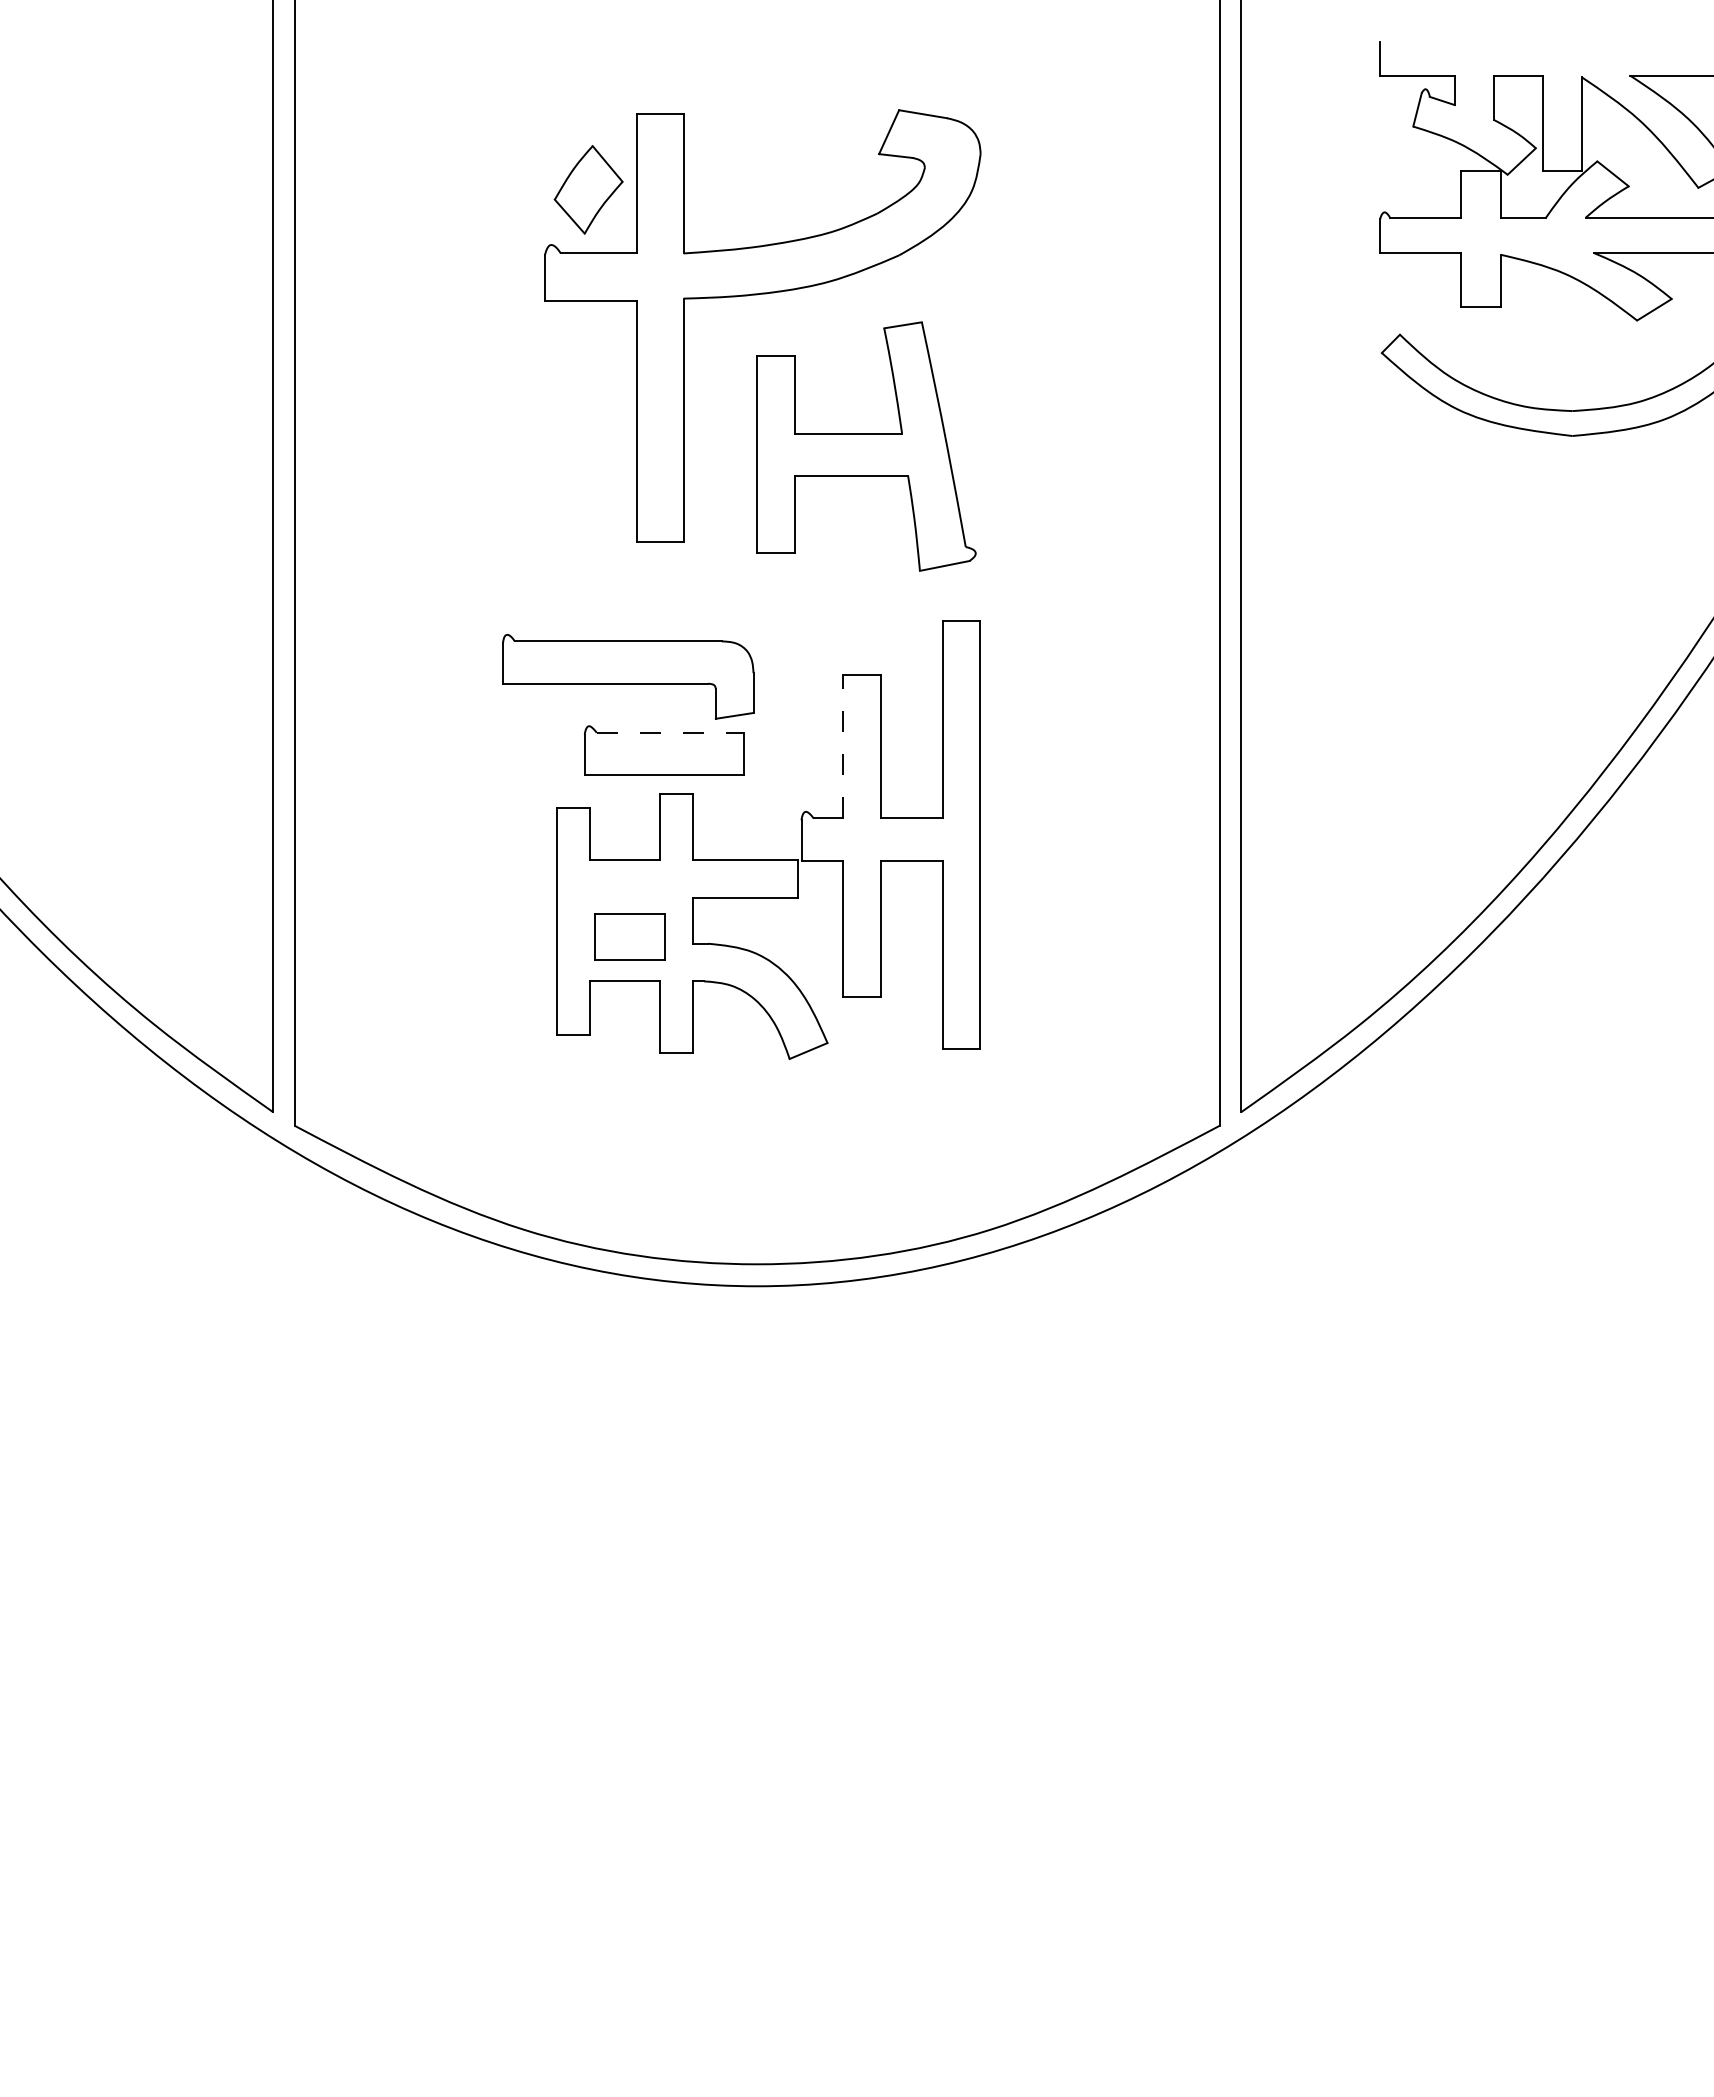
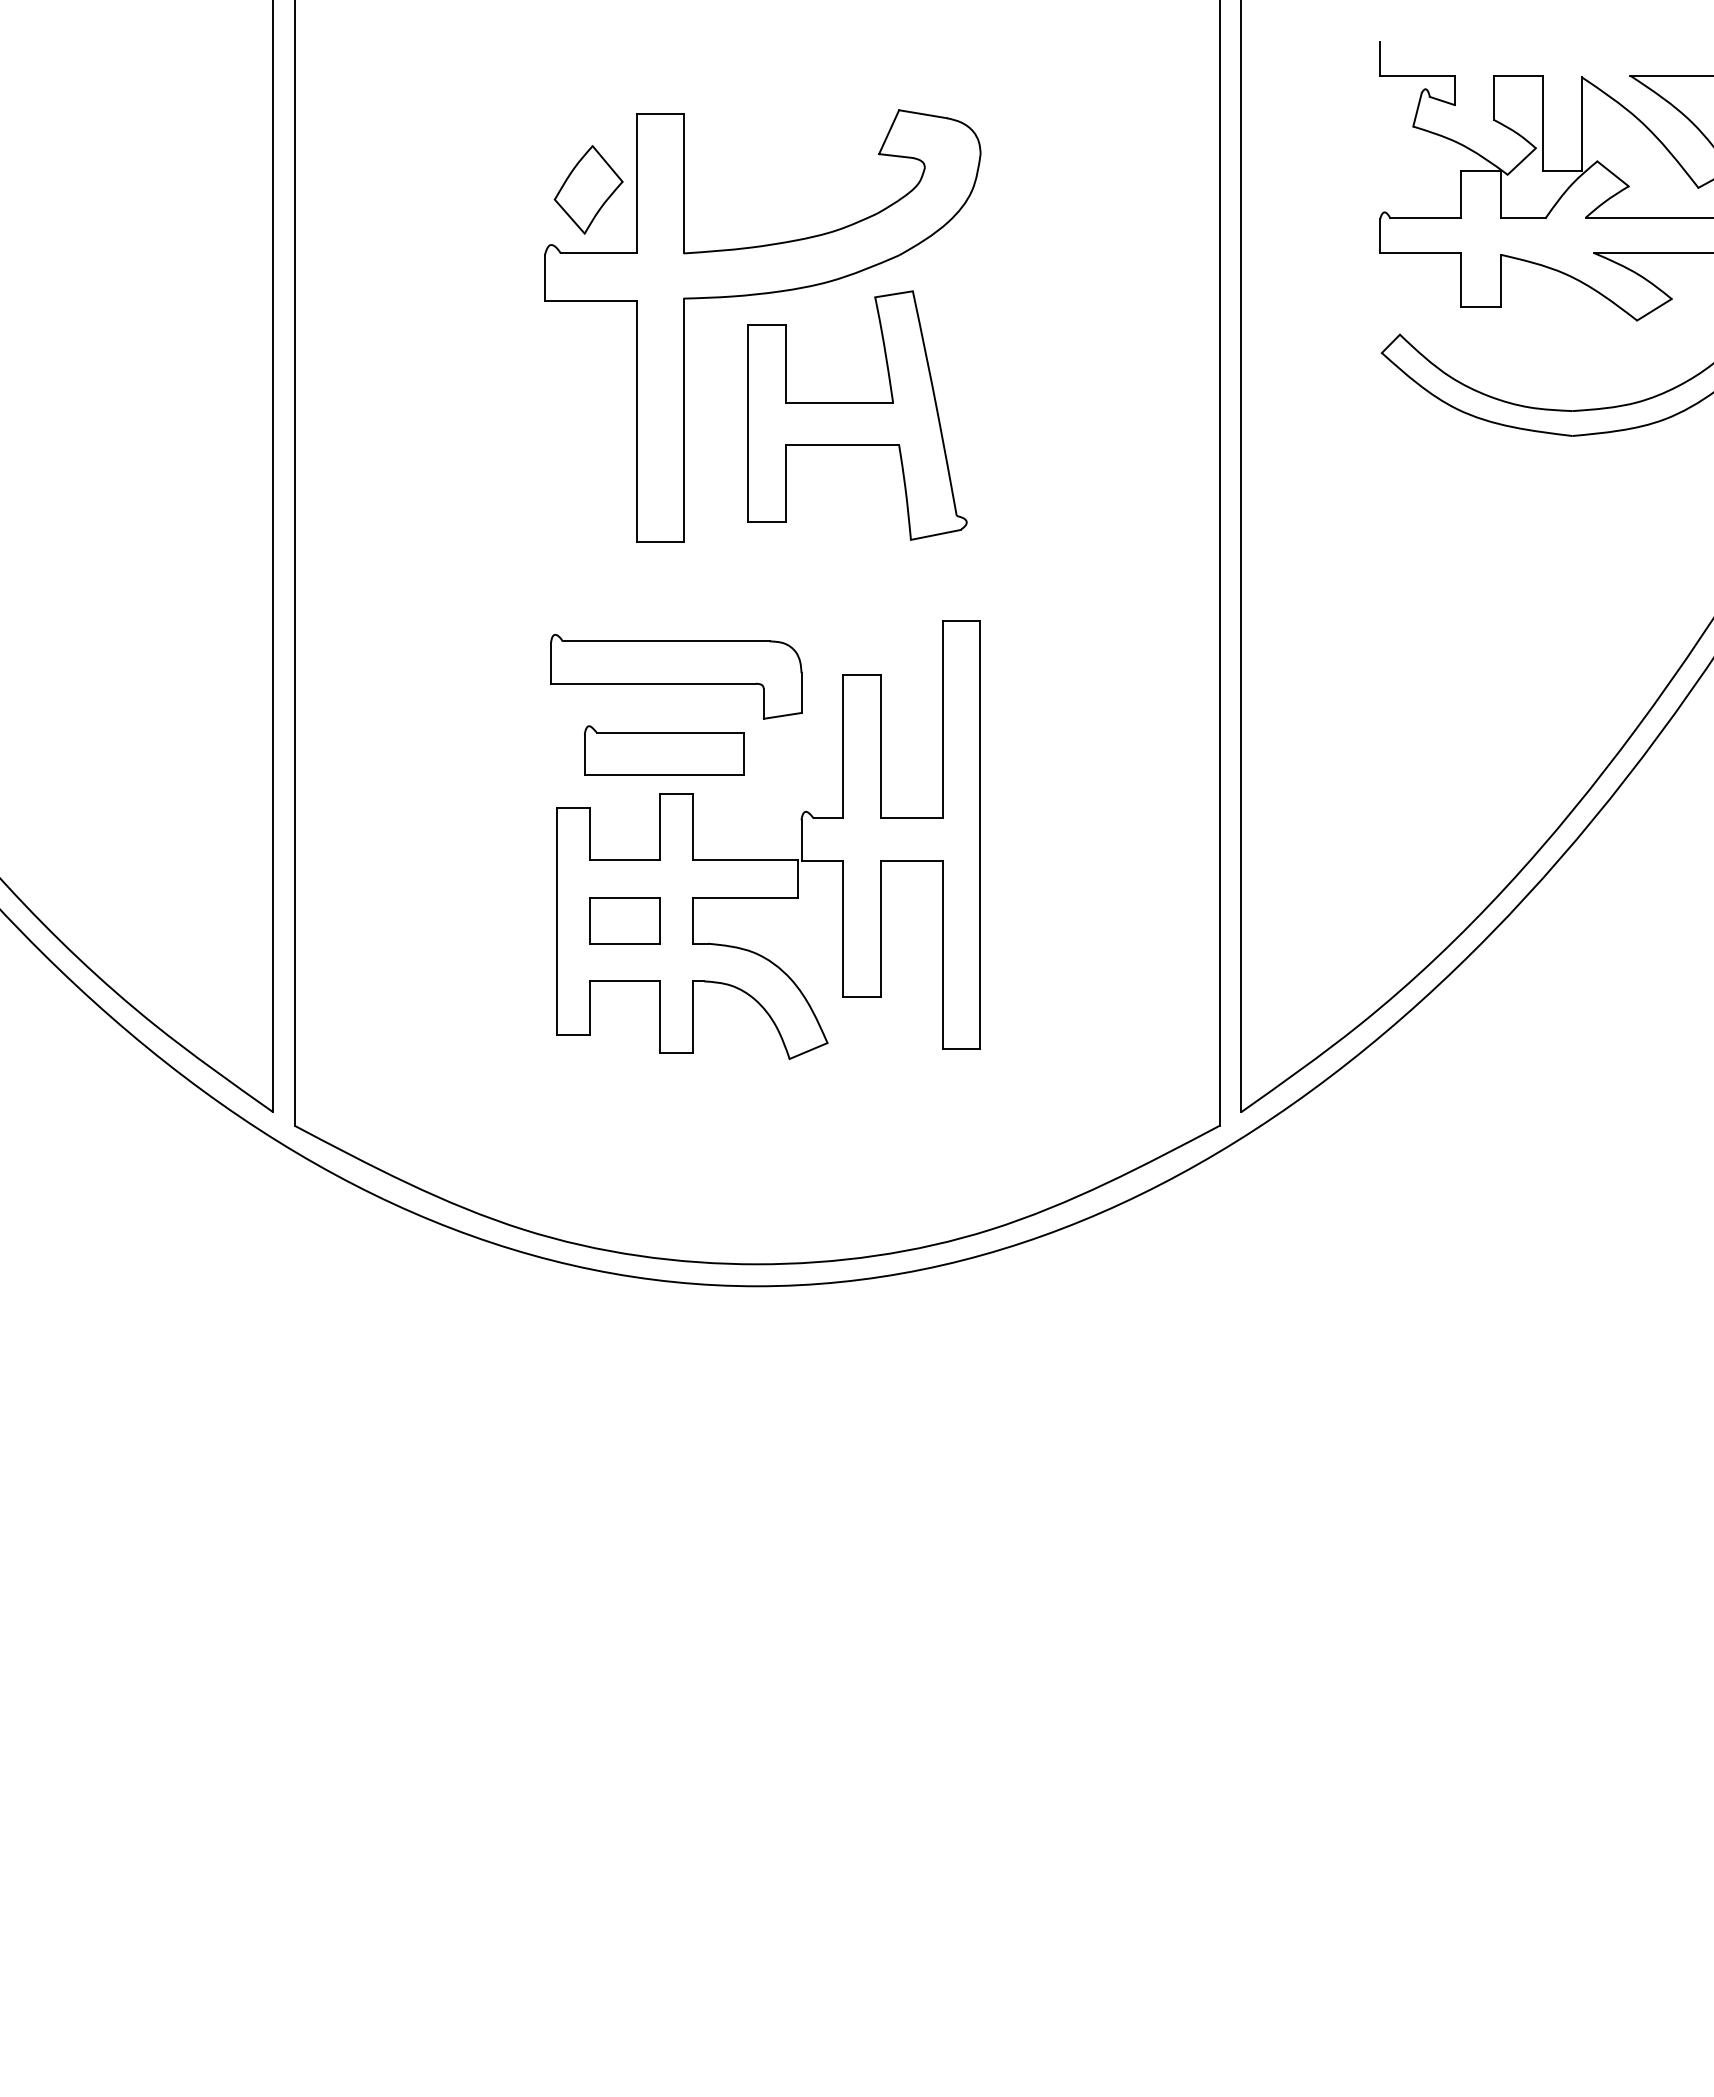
part position: (866, 446) -> (857, 415) (857, 415)
part position: (628, 676) -> (676, 676) (676, 676)
line: dashed -> solid (670, 732)
line: dashed -> solid (843, 746)
part position: (629, 936) -> (624, 920) (624, 920)
